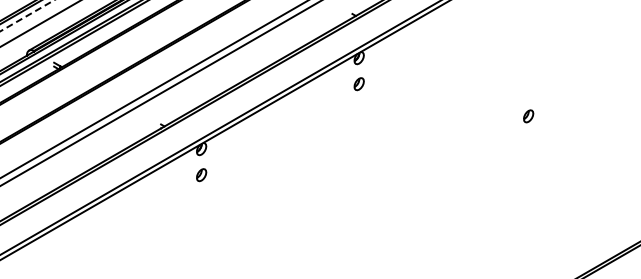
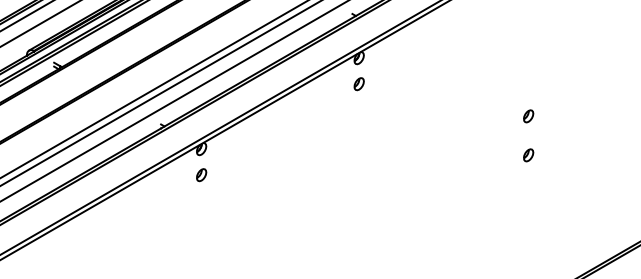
line: dashed -> solid (27, 15)
line: none -> present (173, 101)
part: none -> present (528, 155)
